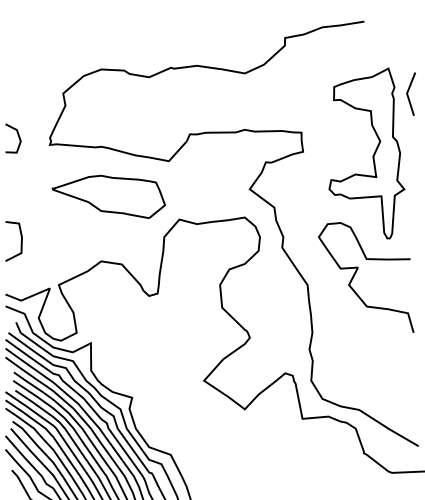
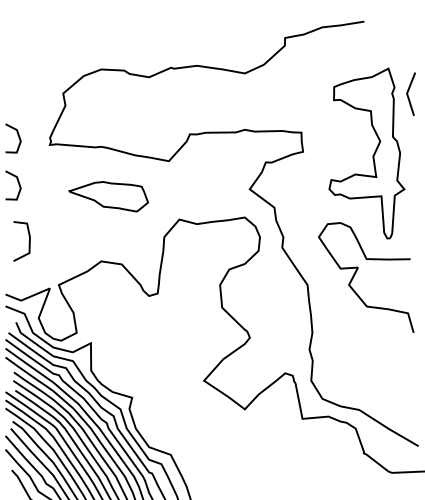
line: none -> present (17, 182)
part size: 115x45 px -> 81x32 px (108, 196)
line position: (20, 242) -> (28, 242) (28, 242)
